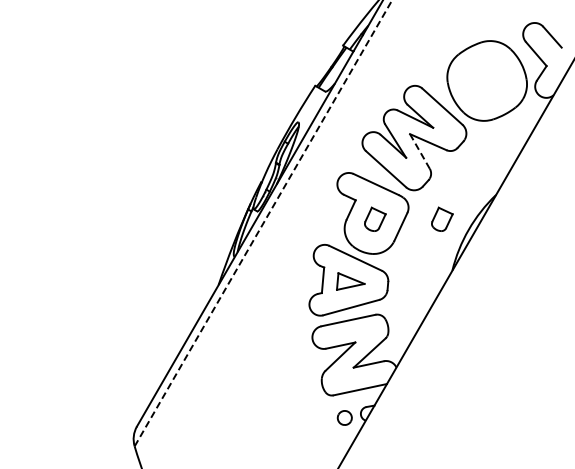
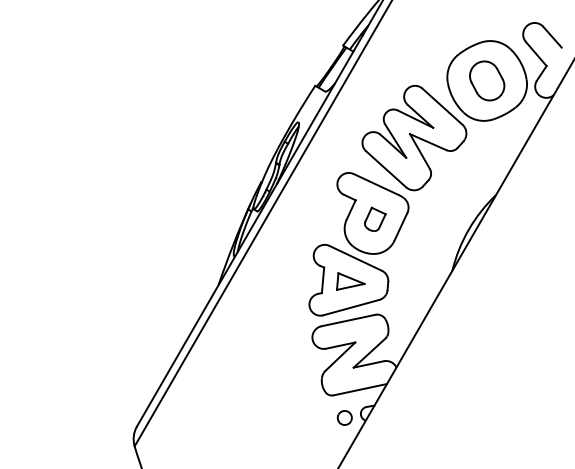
part: none -> present (487, 80)
line: dashed -> solid (419, 151)
part: present -> none (442, 218)
line: dashed -> solid (263, 223)
